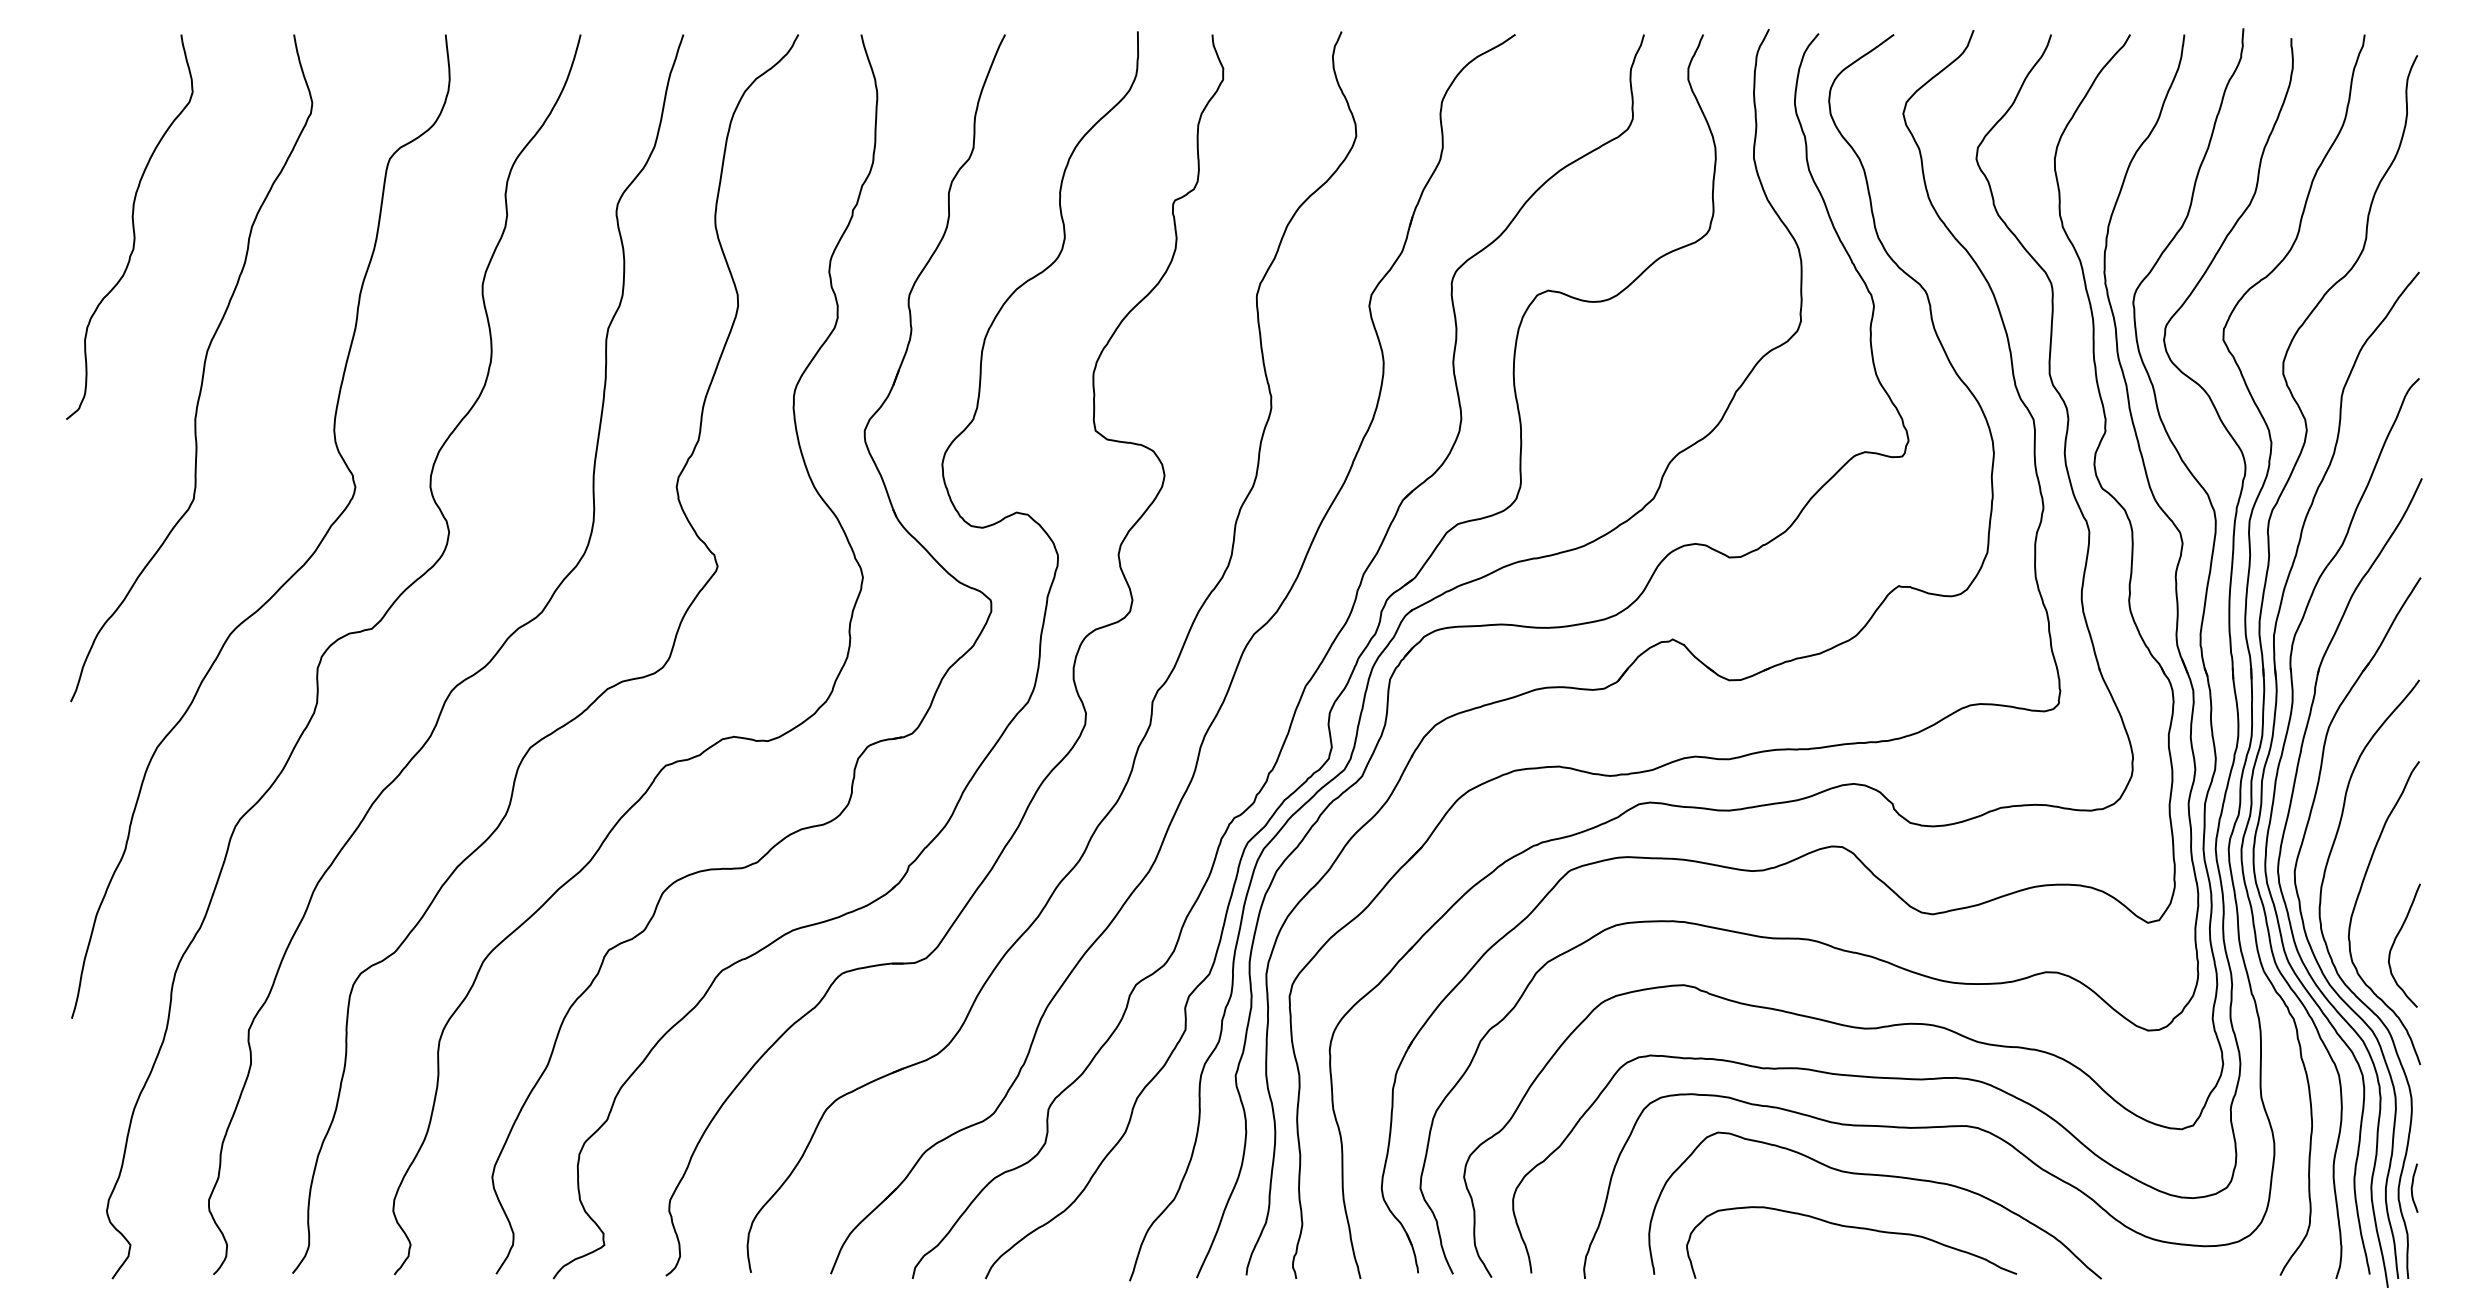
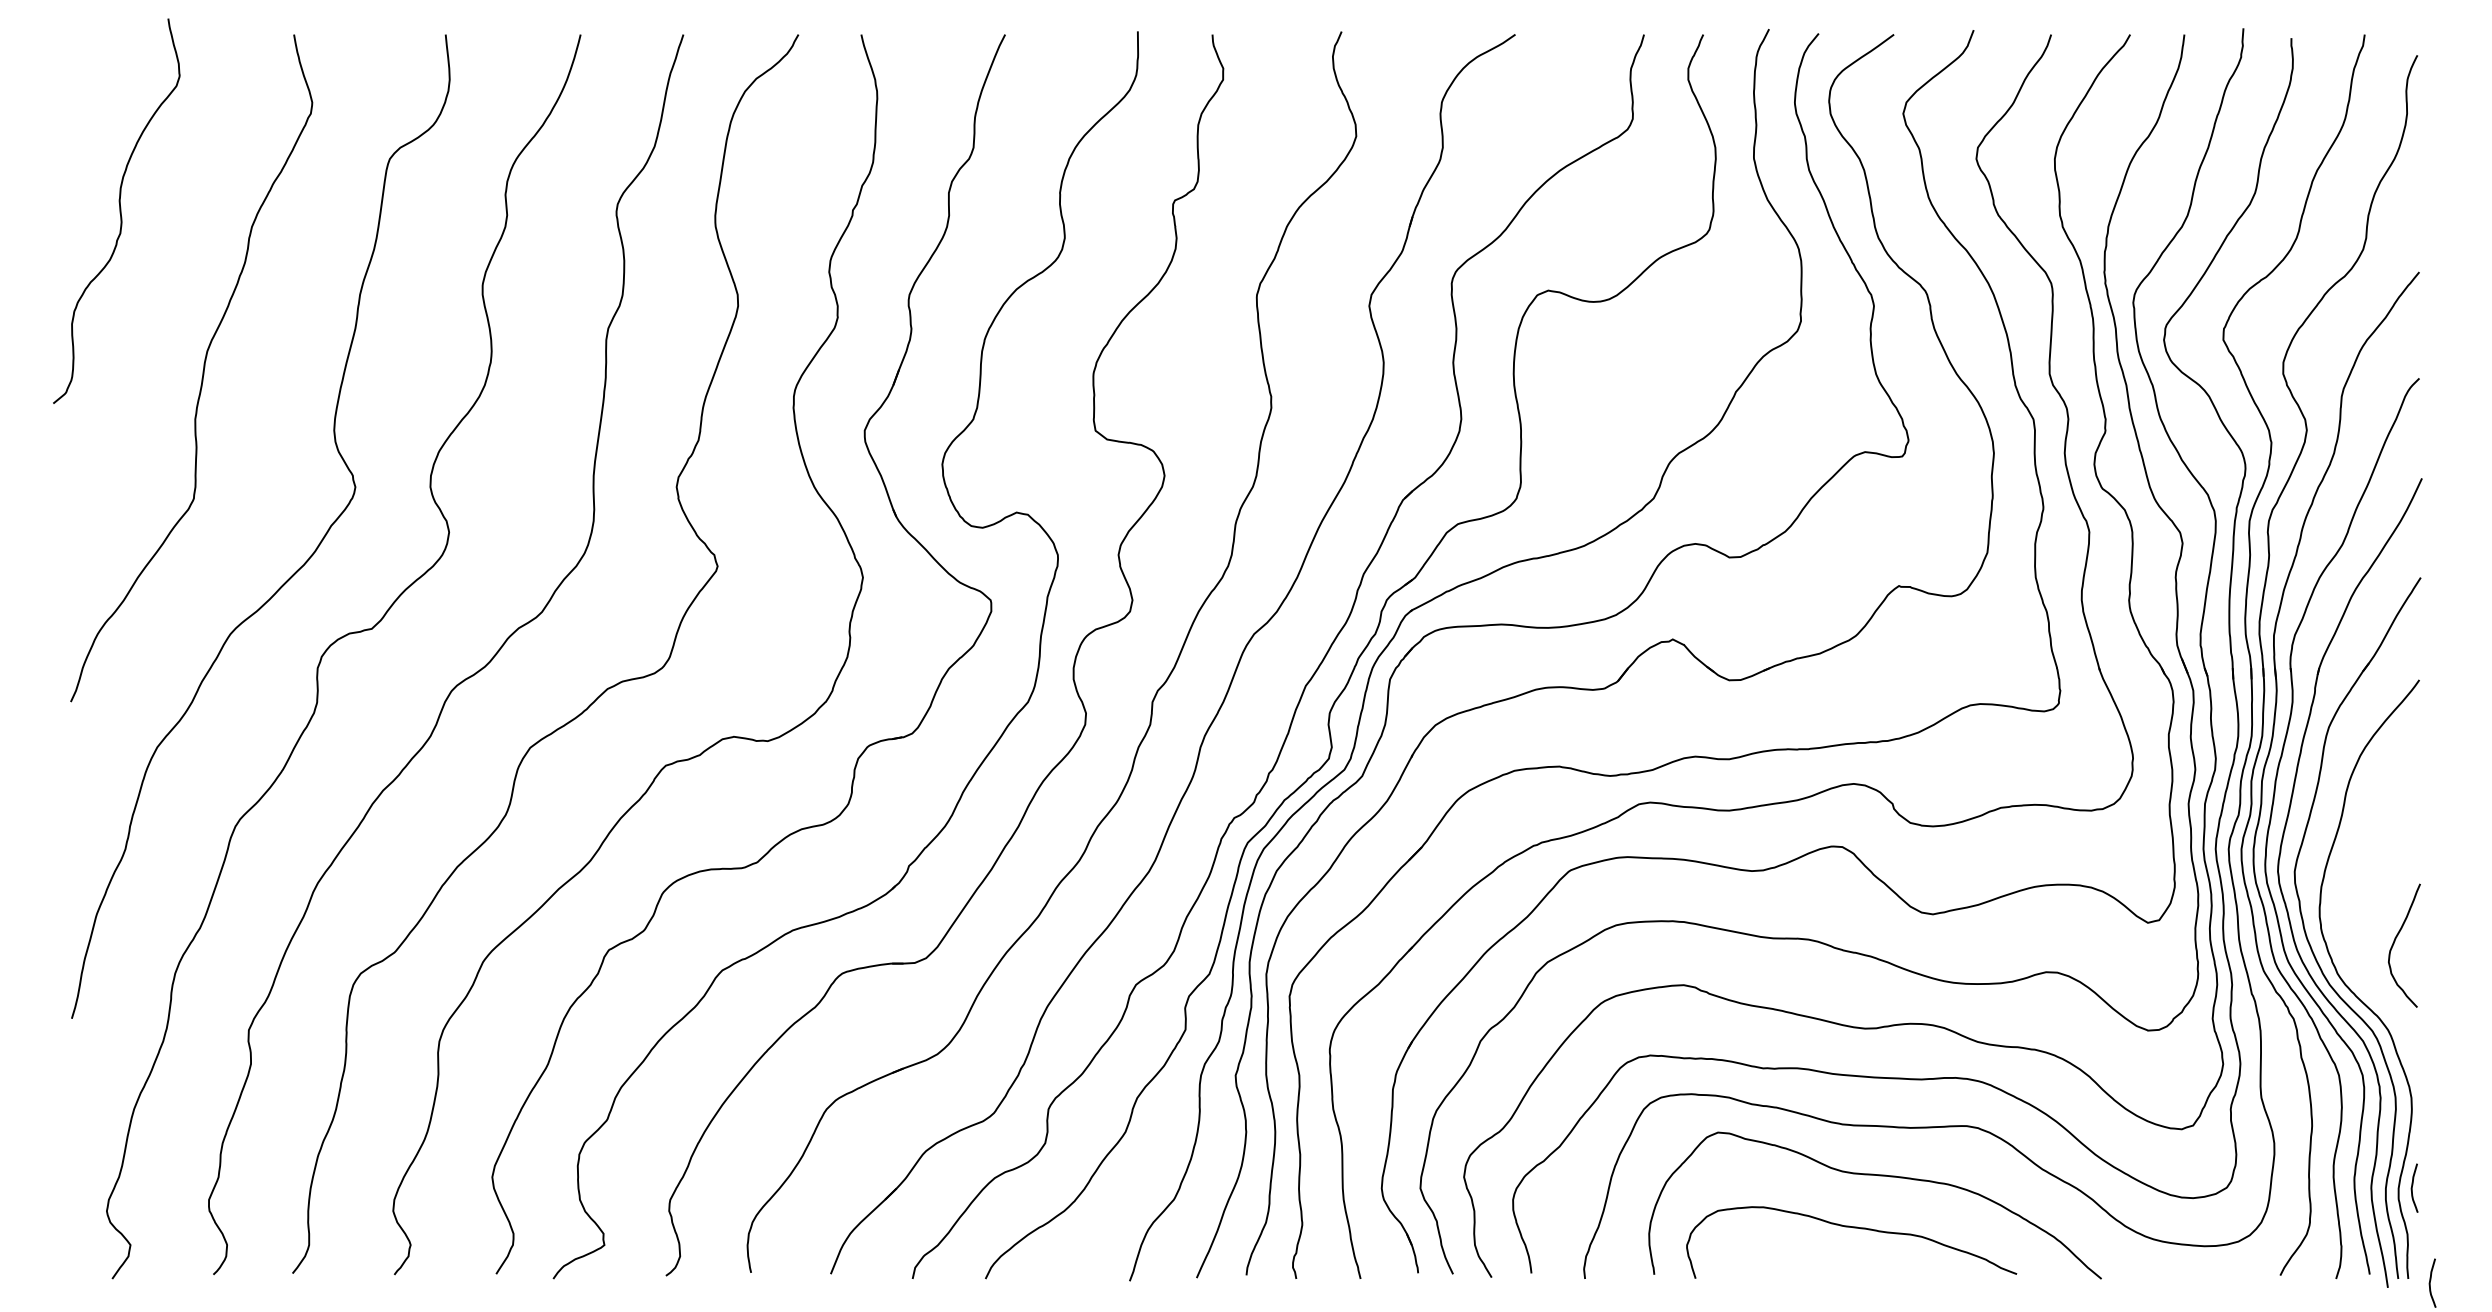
curve position: (132, 226) -> (119, 210) (119, 210)
curve: present -> none (2356, 904)
curve: none -> present (2430, 1282)
